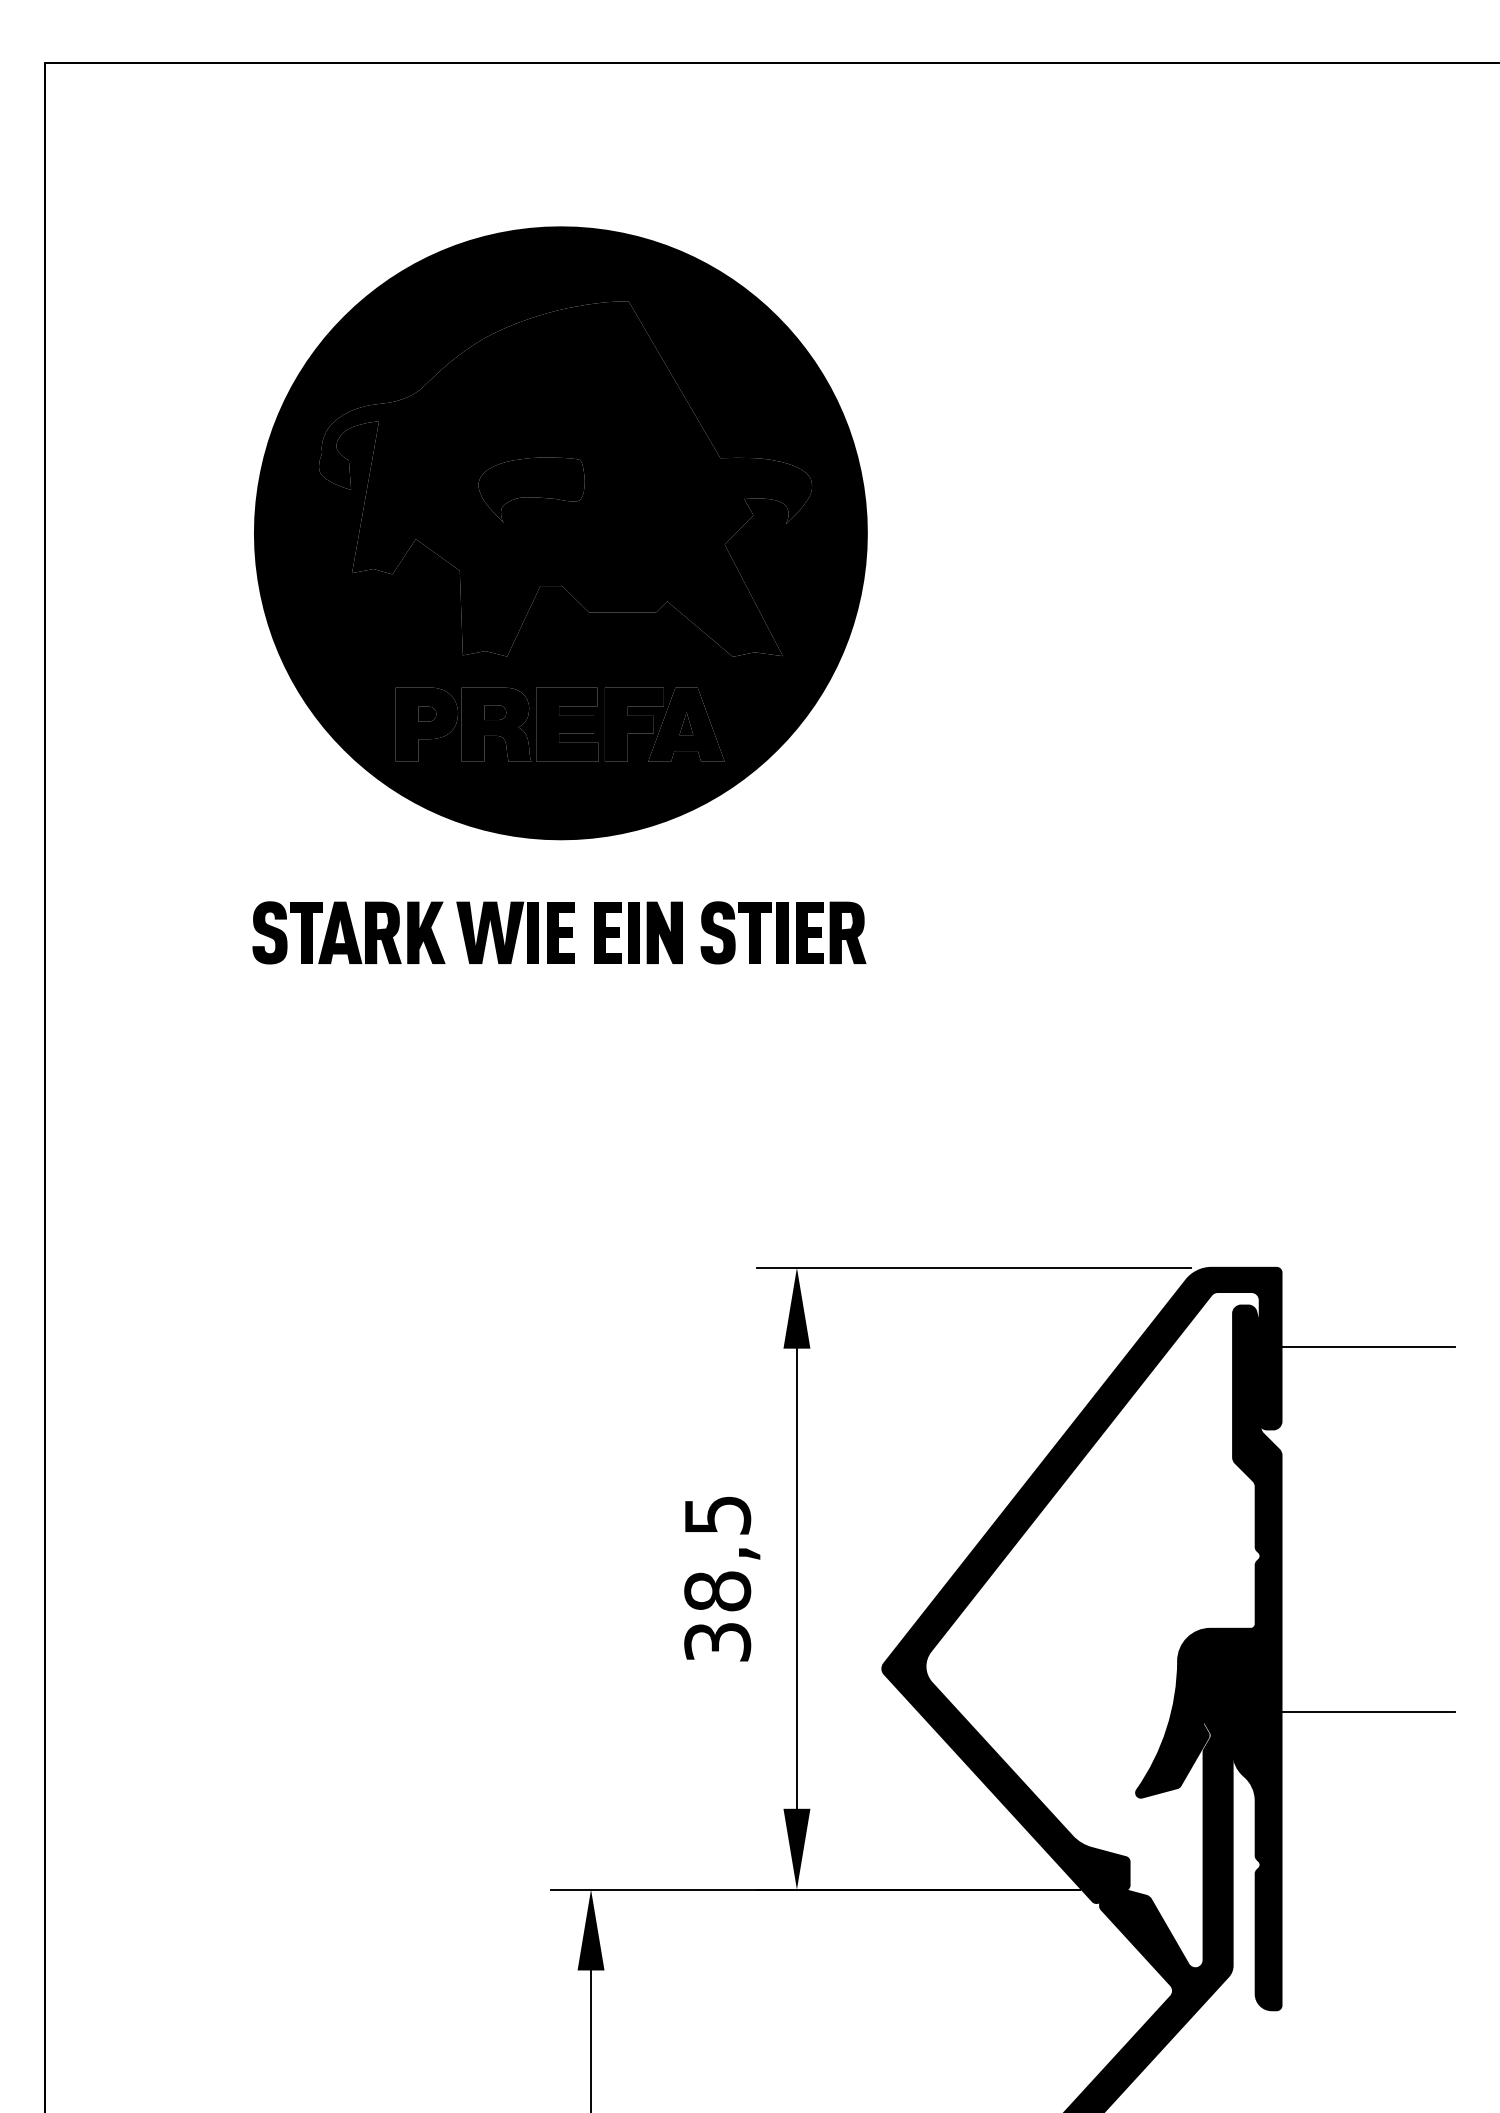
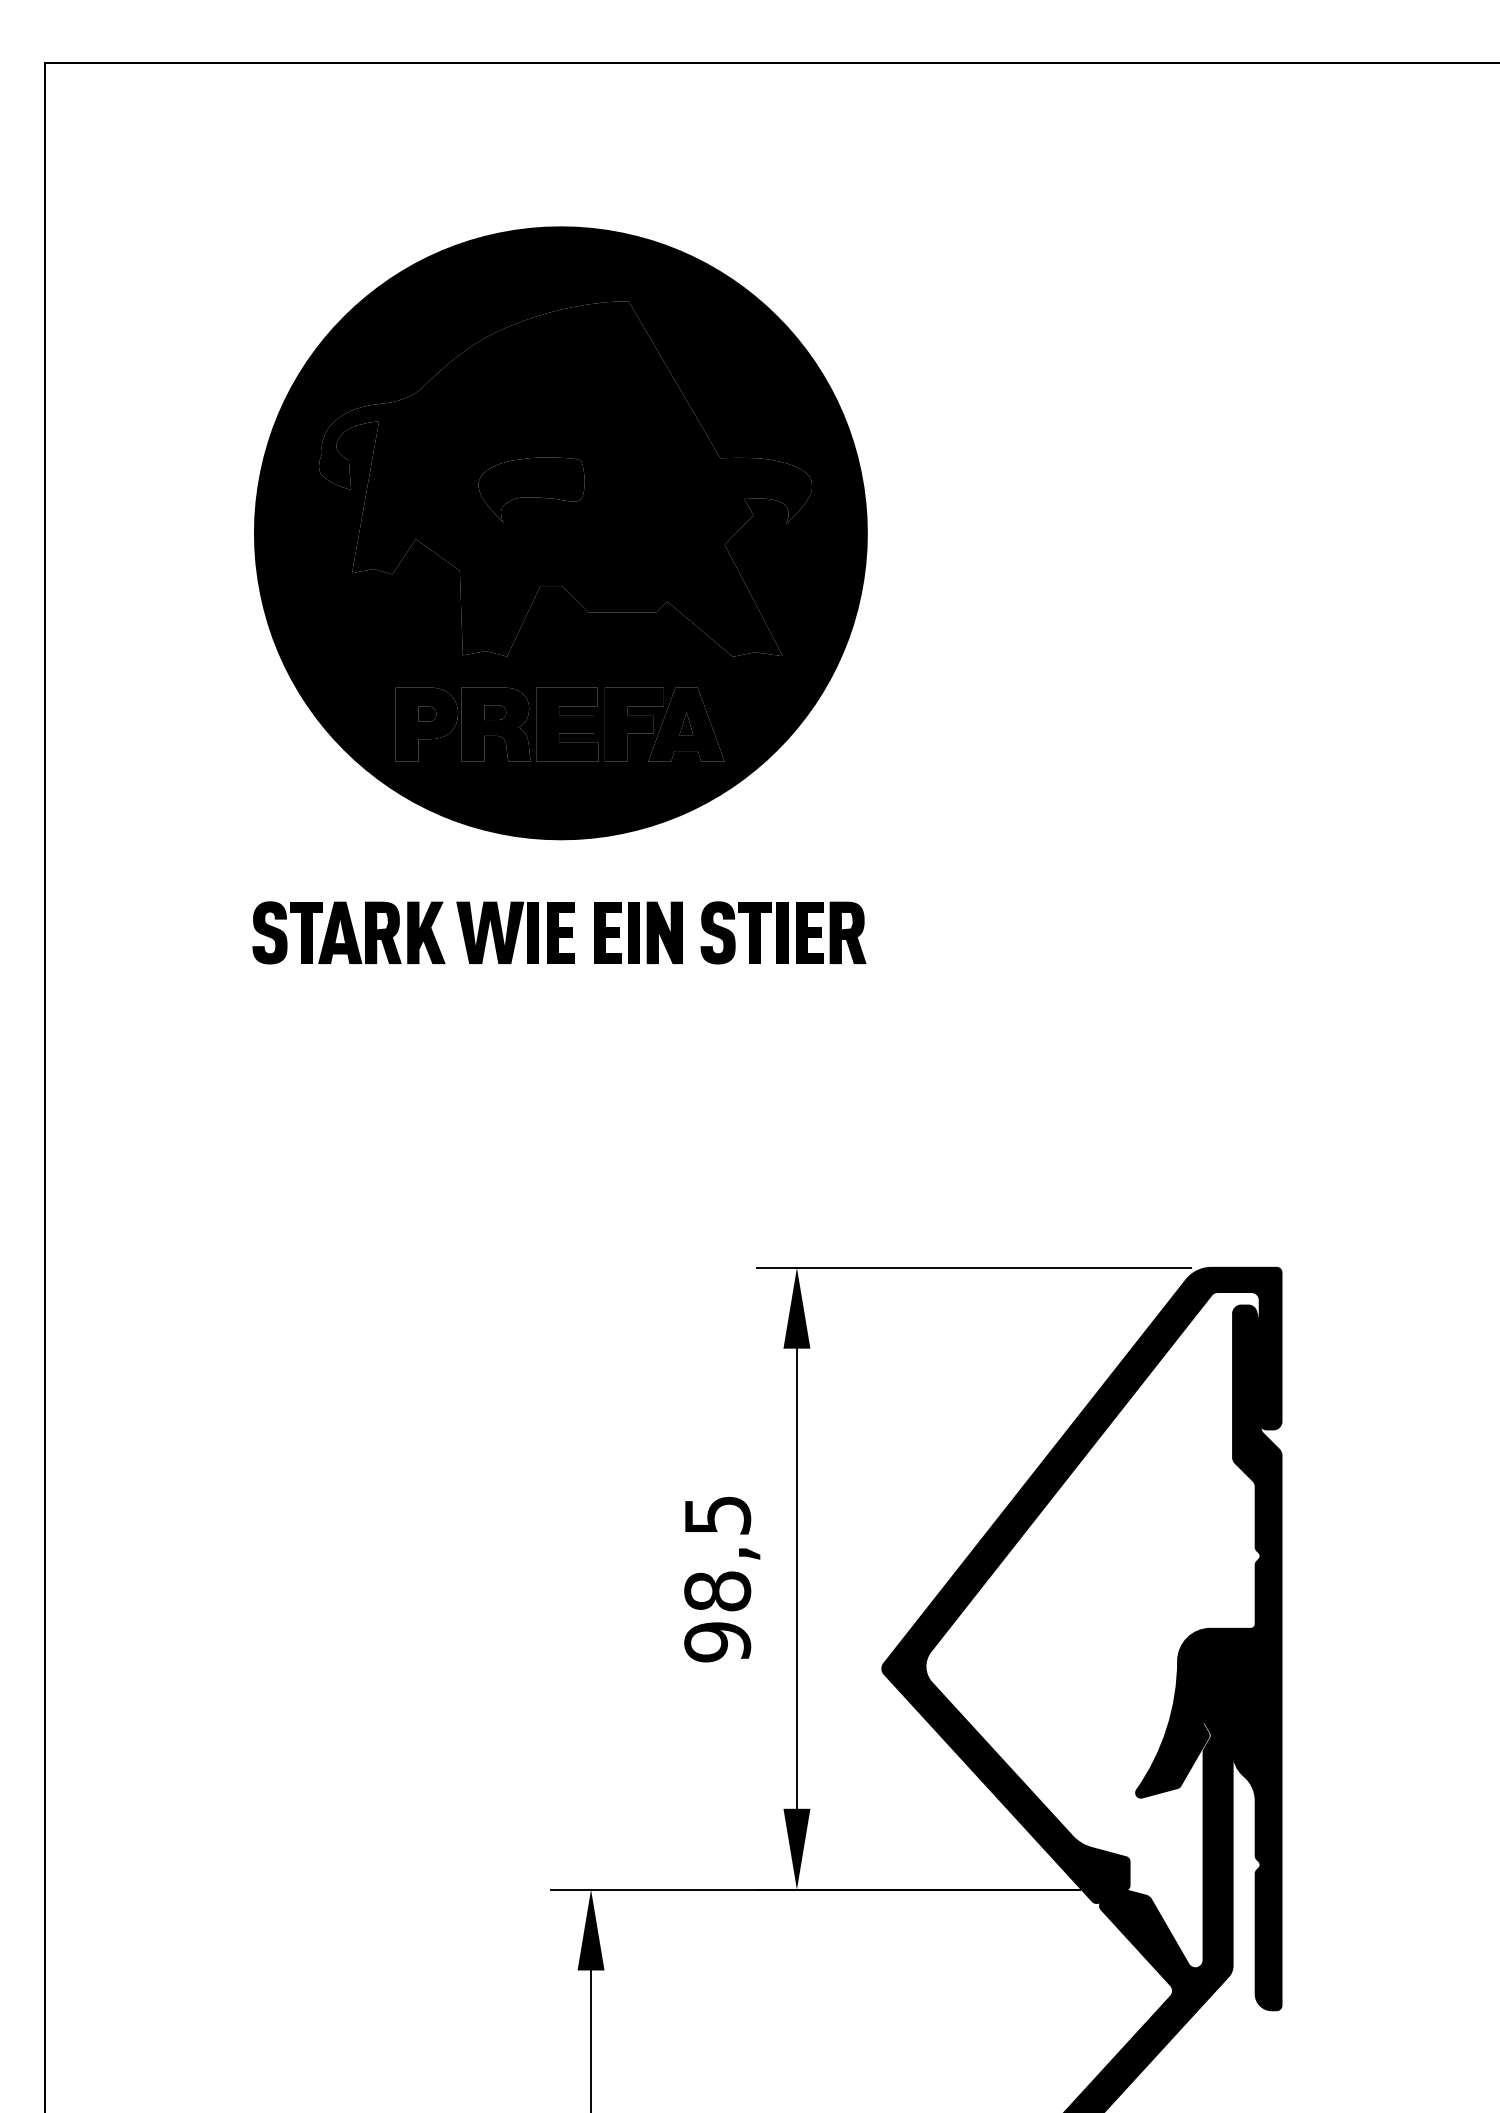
line: present -> none (1367, 1347)
text: 38,5 -> 98,5 (717, 1642)
line: present -> none (1367, 1711)
